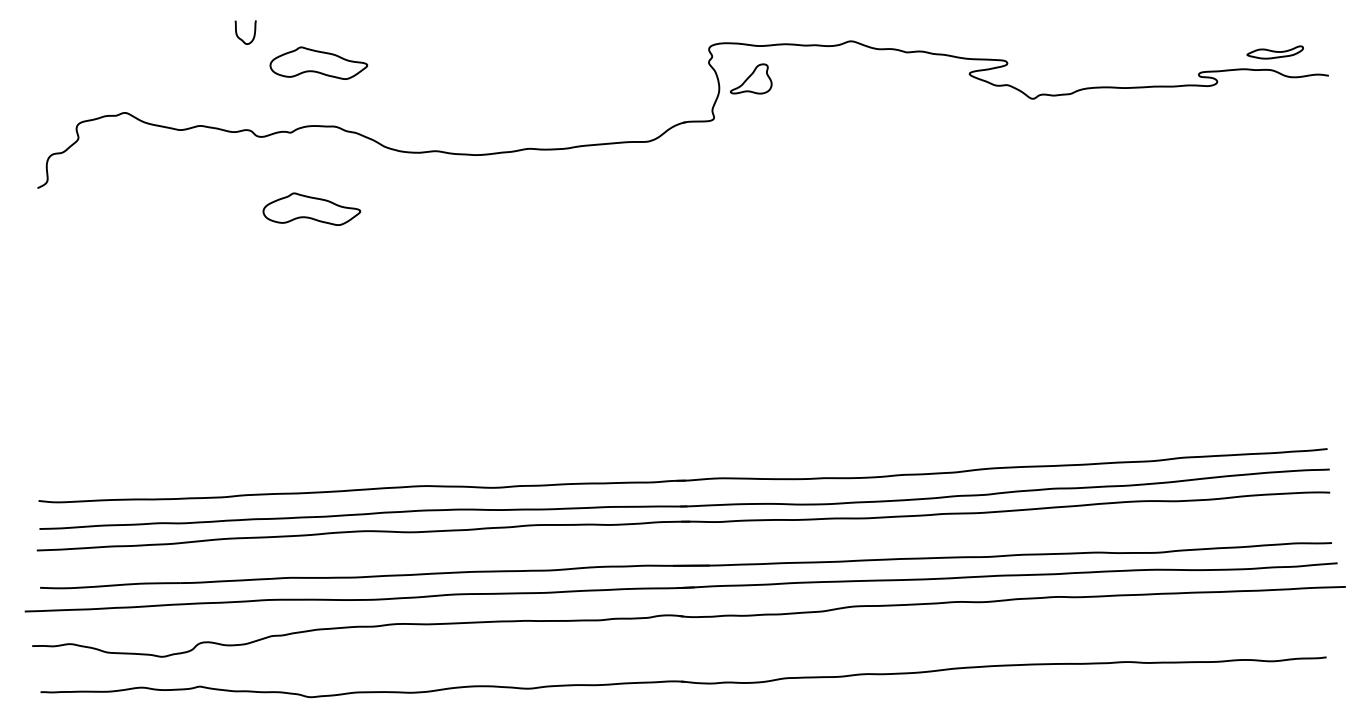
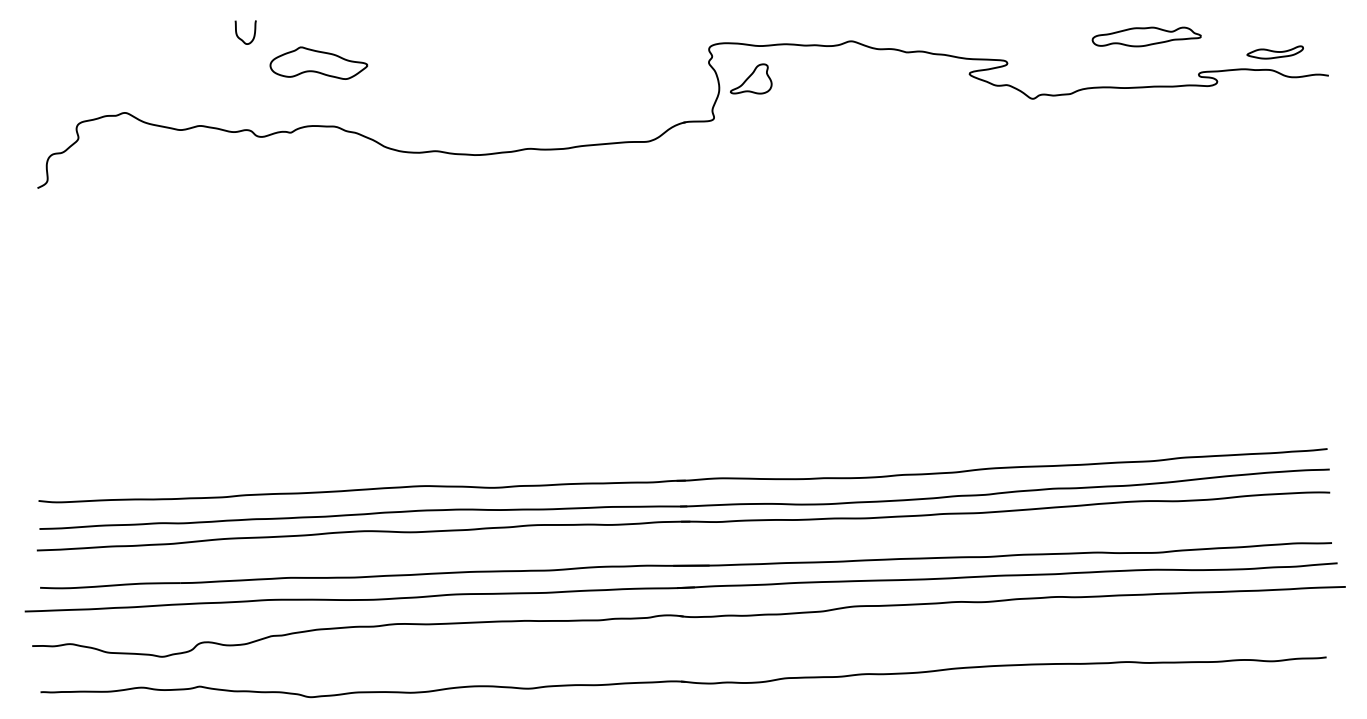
part: none -> present (1146, 36)
part: present -> none (311, 208)
